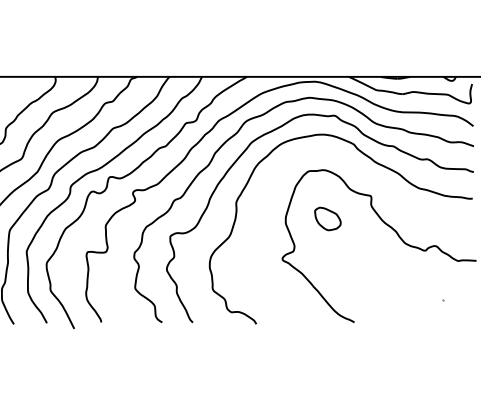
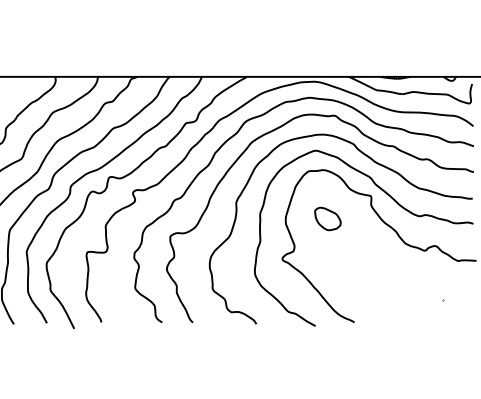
curve: none -> present (396, 203)
